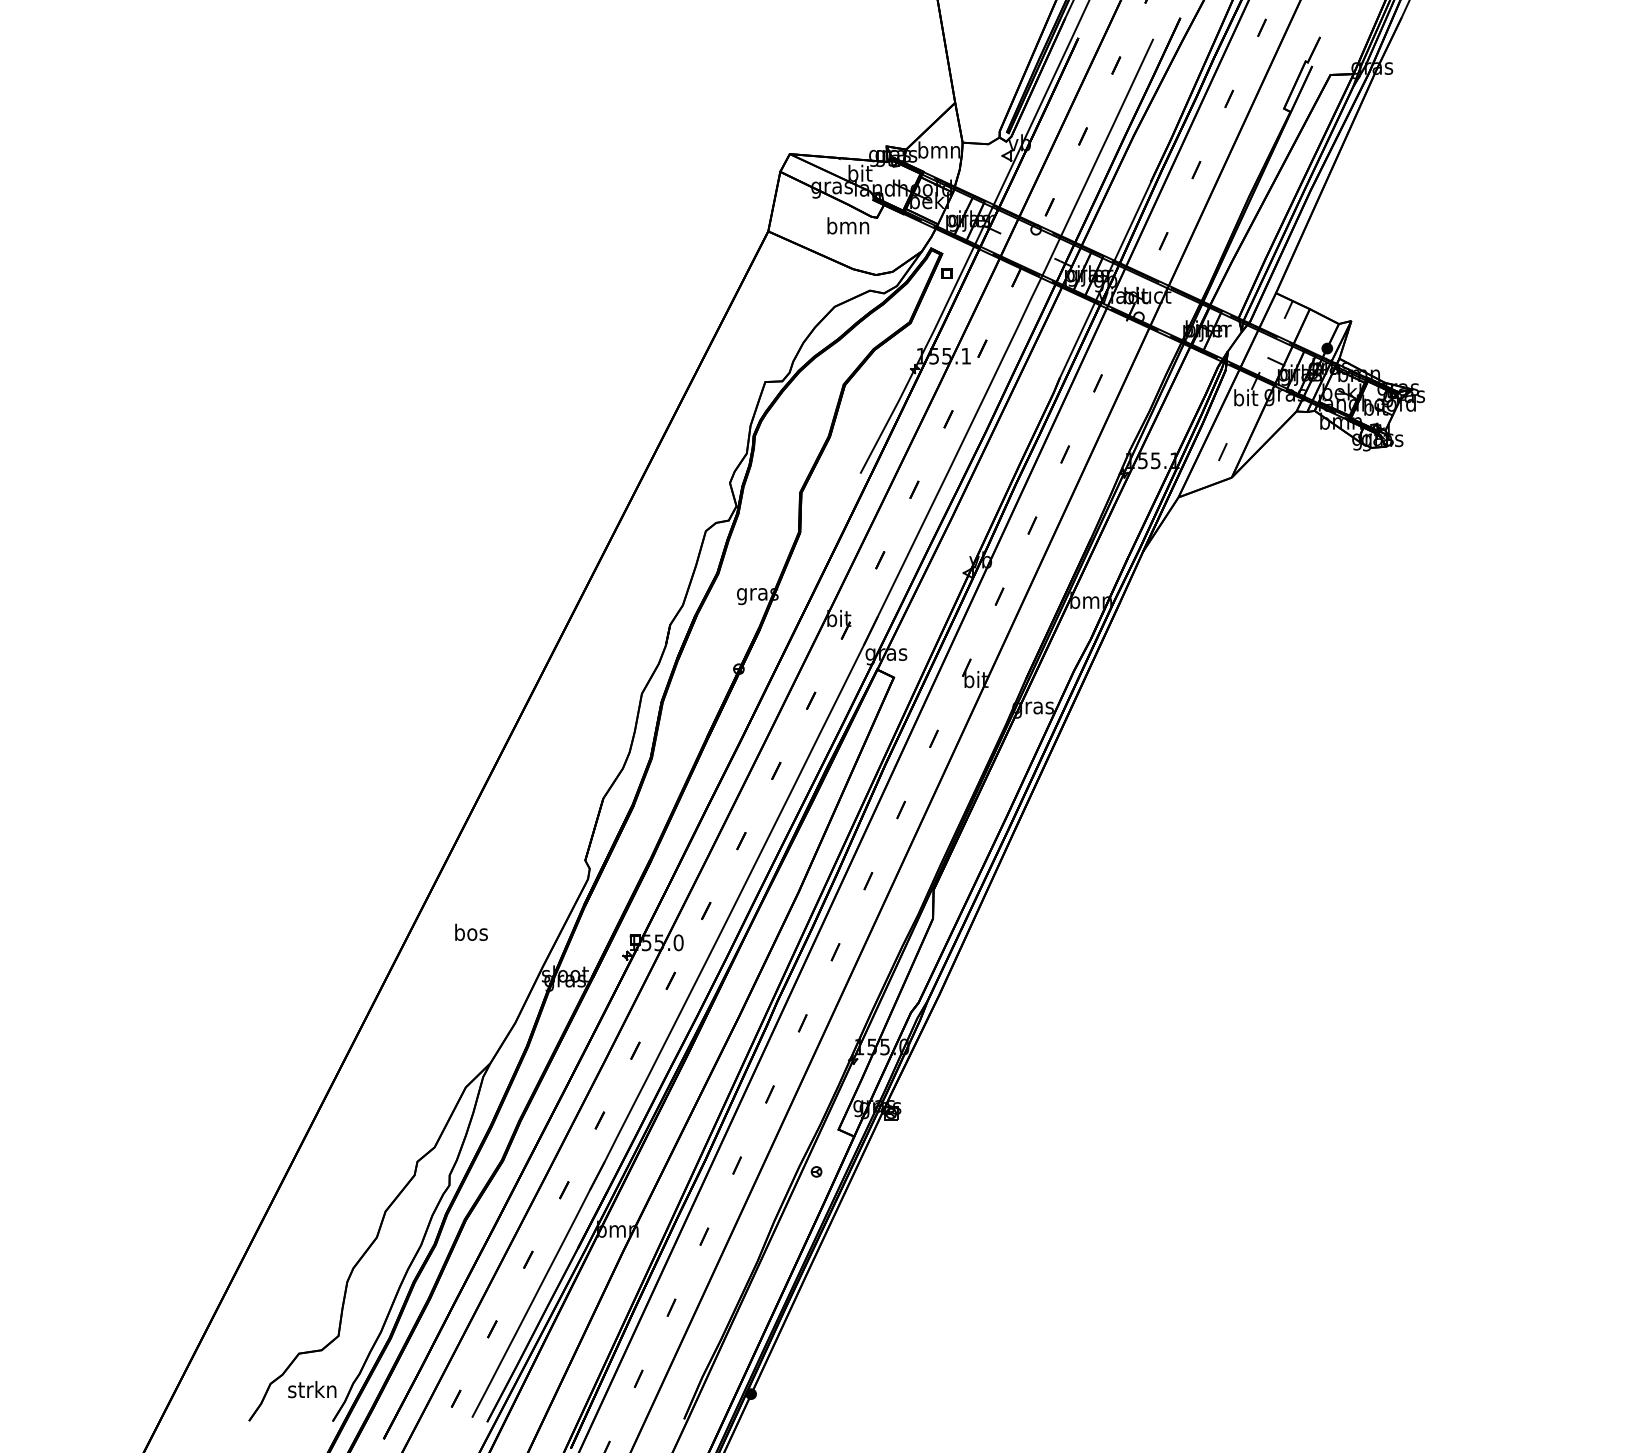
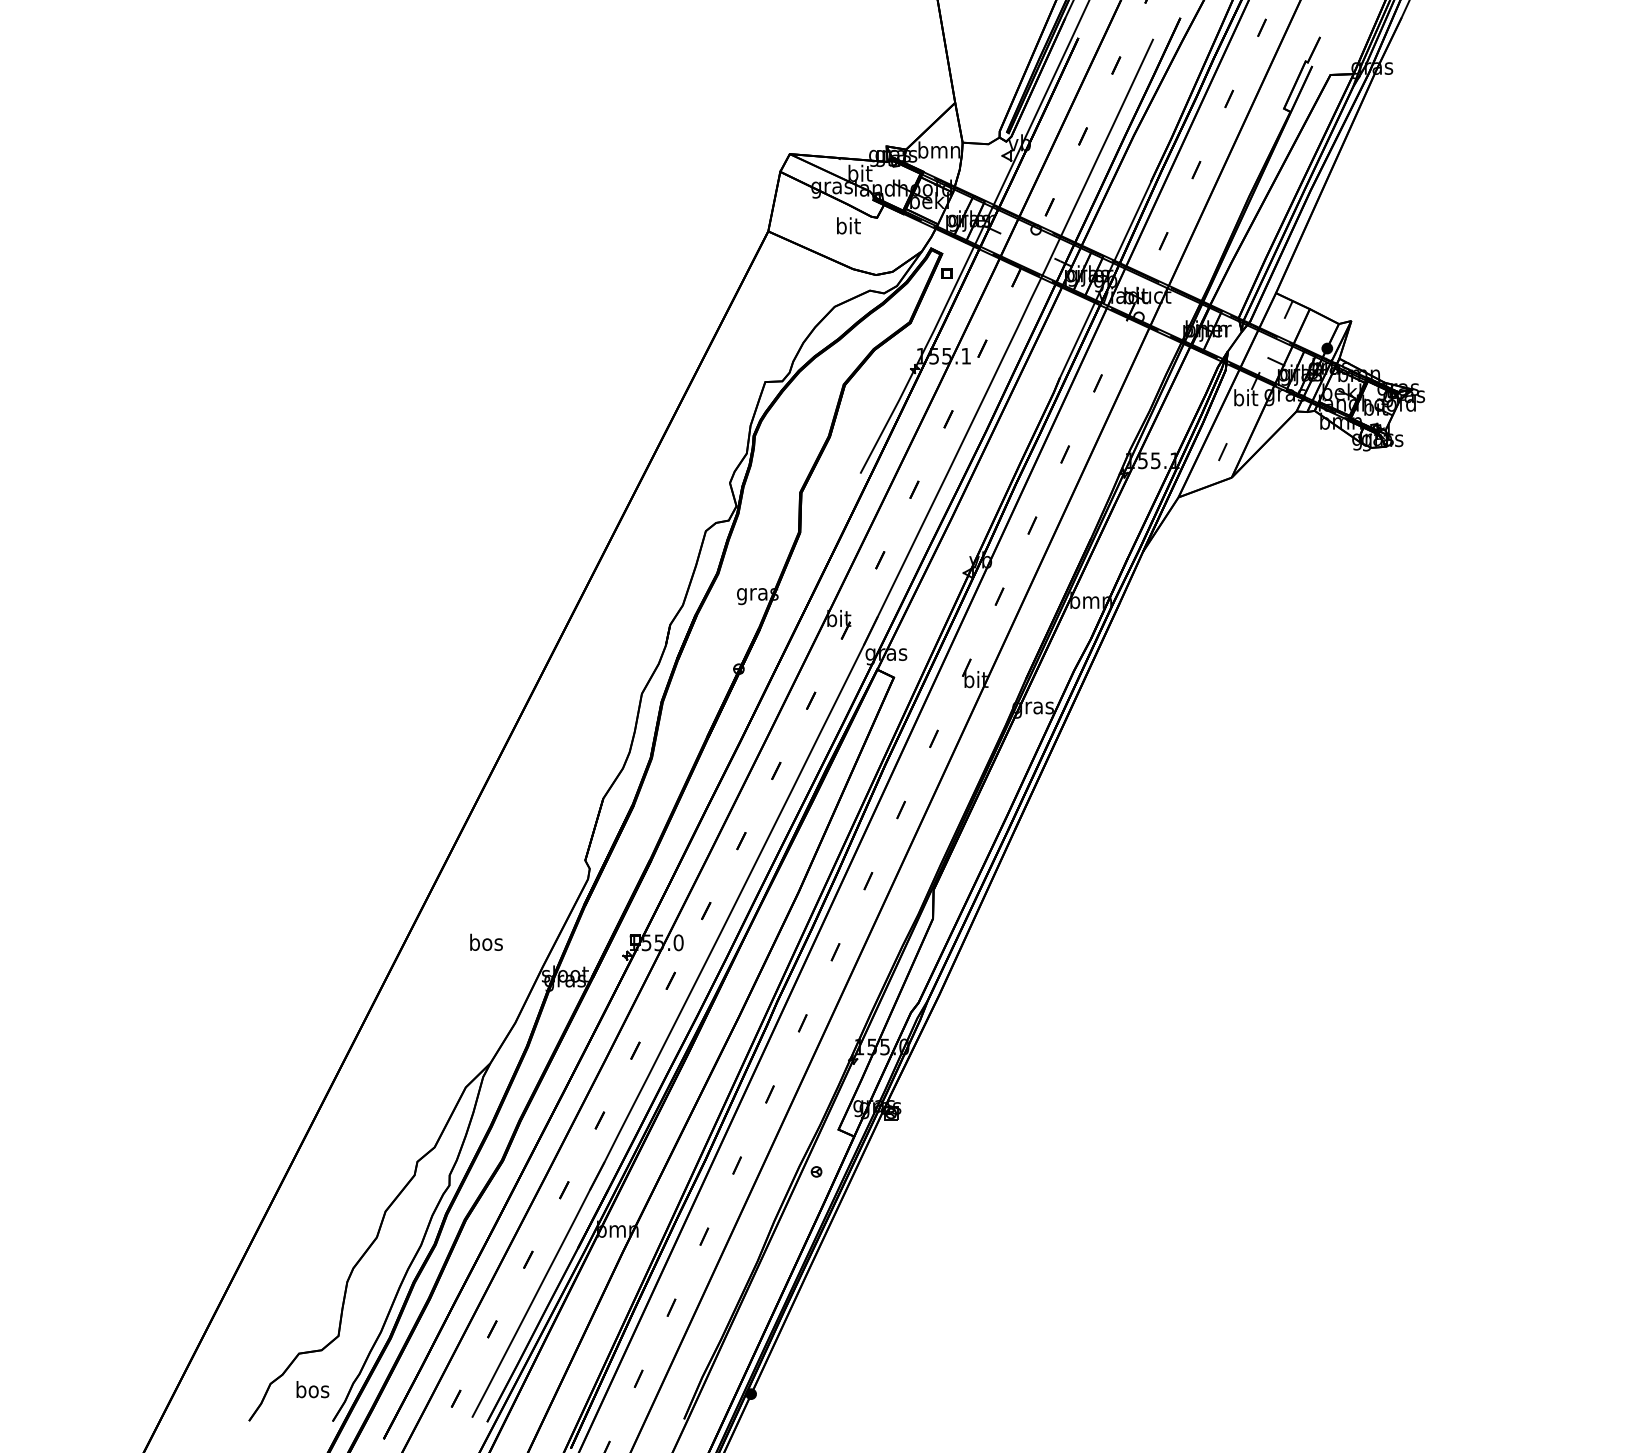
text: bmn -> bit (848, 225)
text position: (471, 931) -> (486, 941) (486, 941)
text: strkn -> bos (312, 1389)
